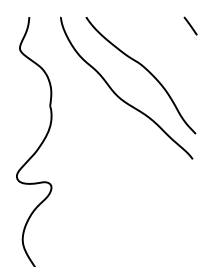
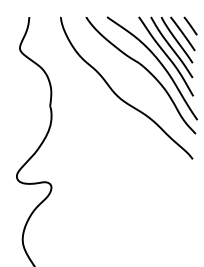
part: none -> present (159, 63)
